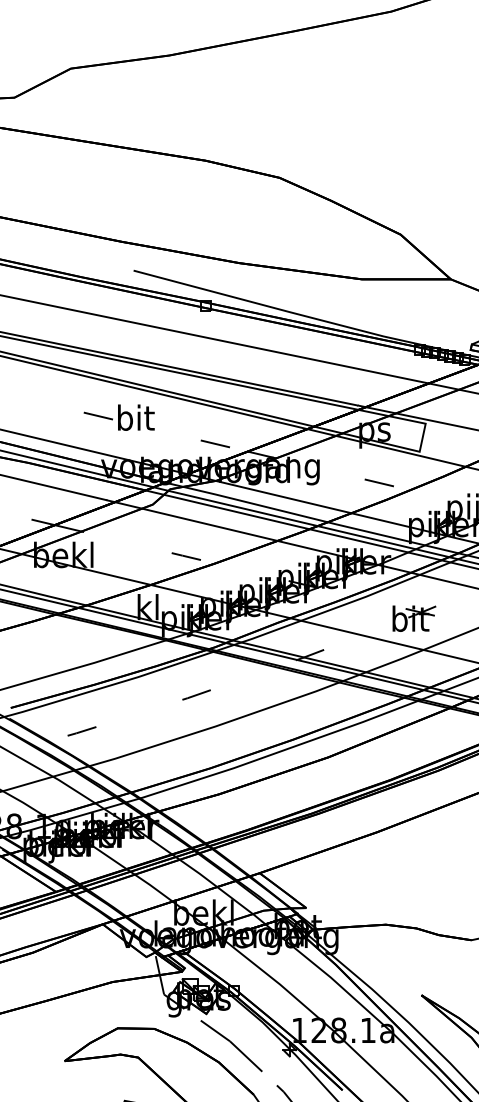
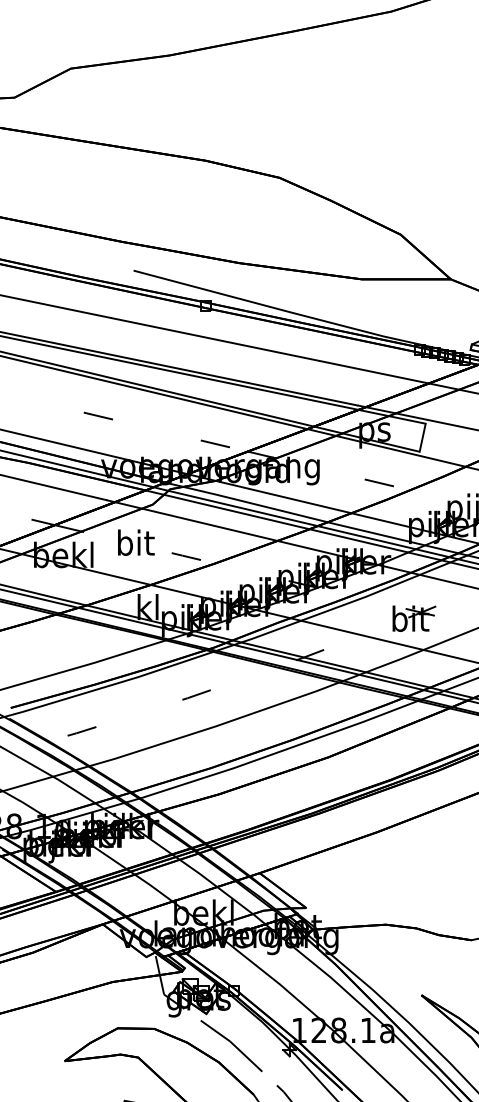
text position: (136, 417) -> (136, 542) (136, 542)
